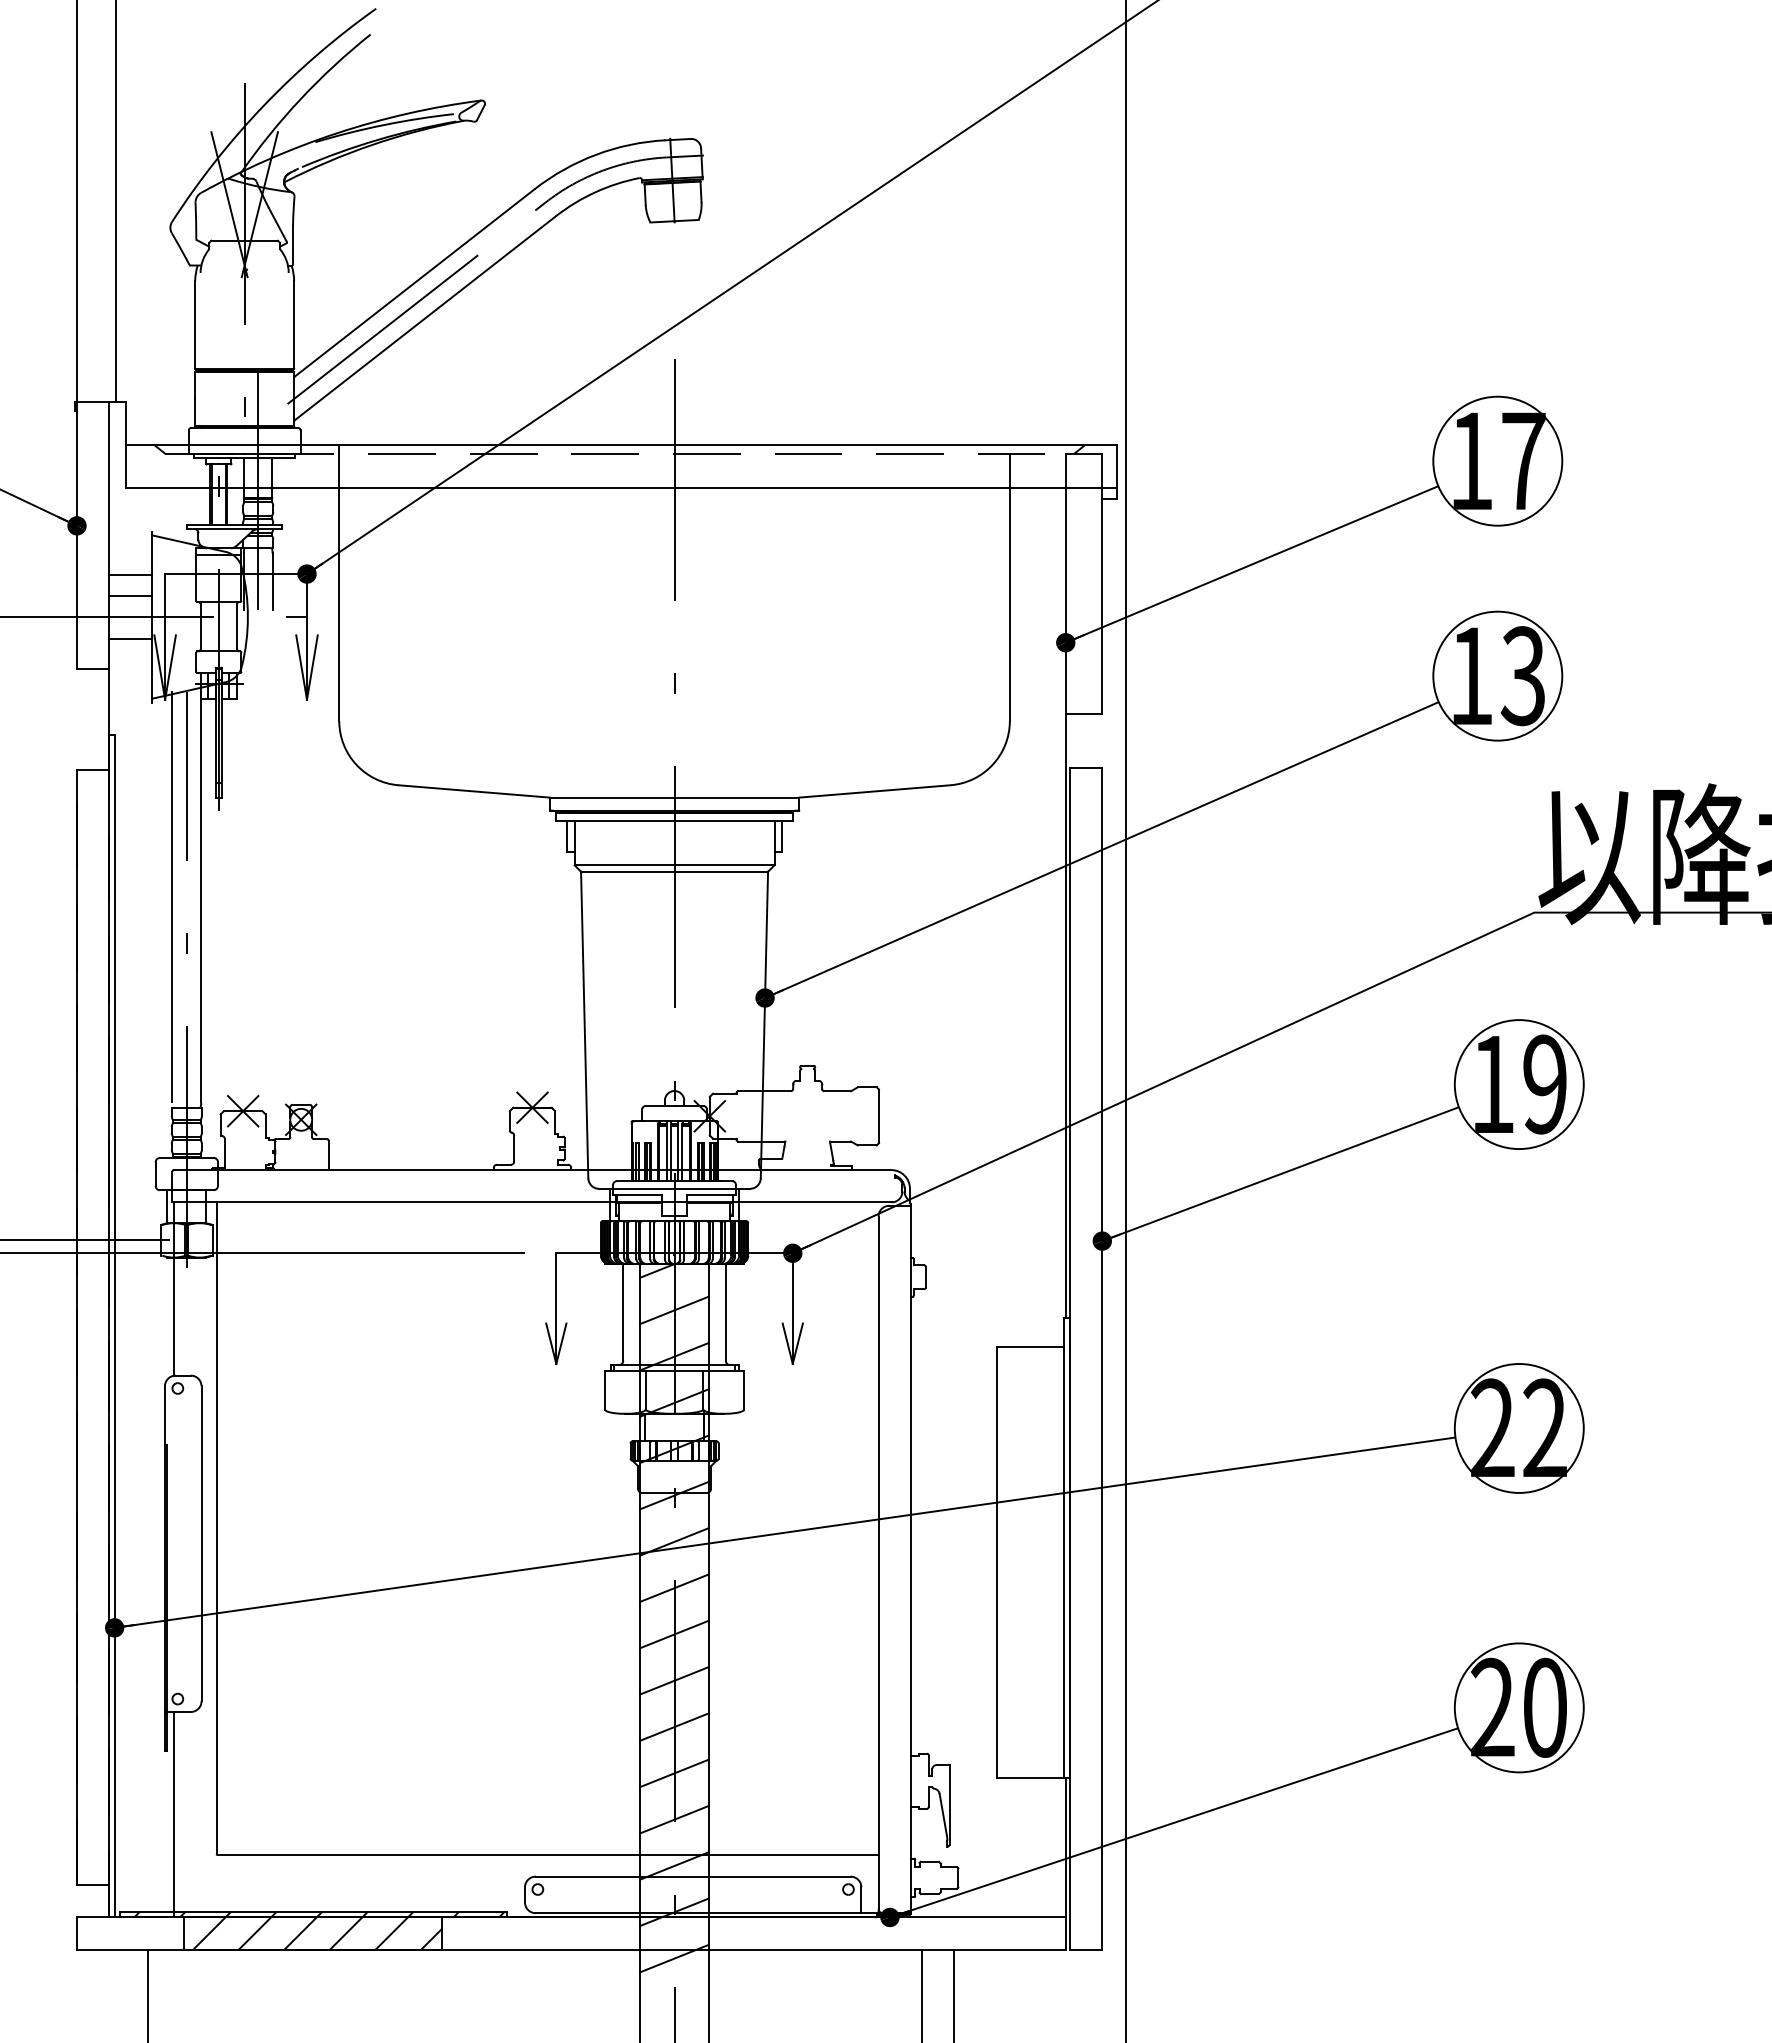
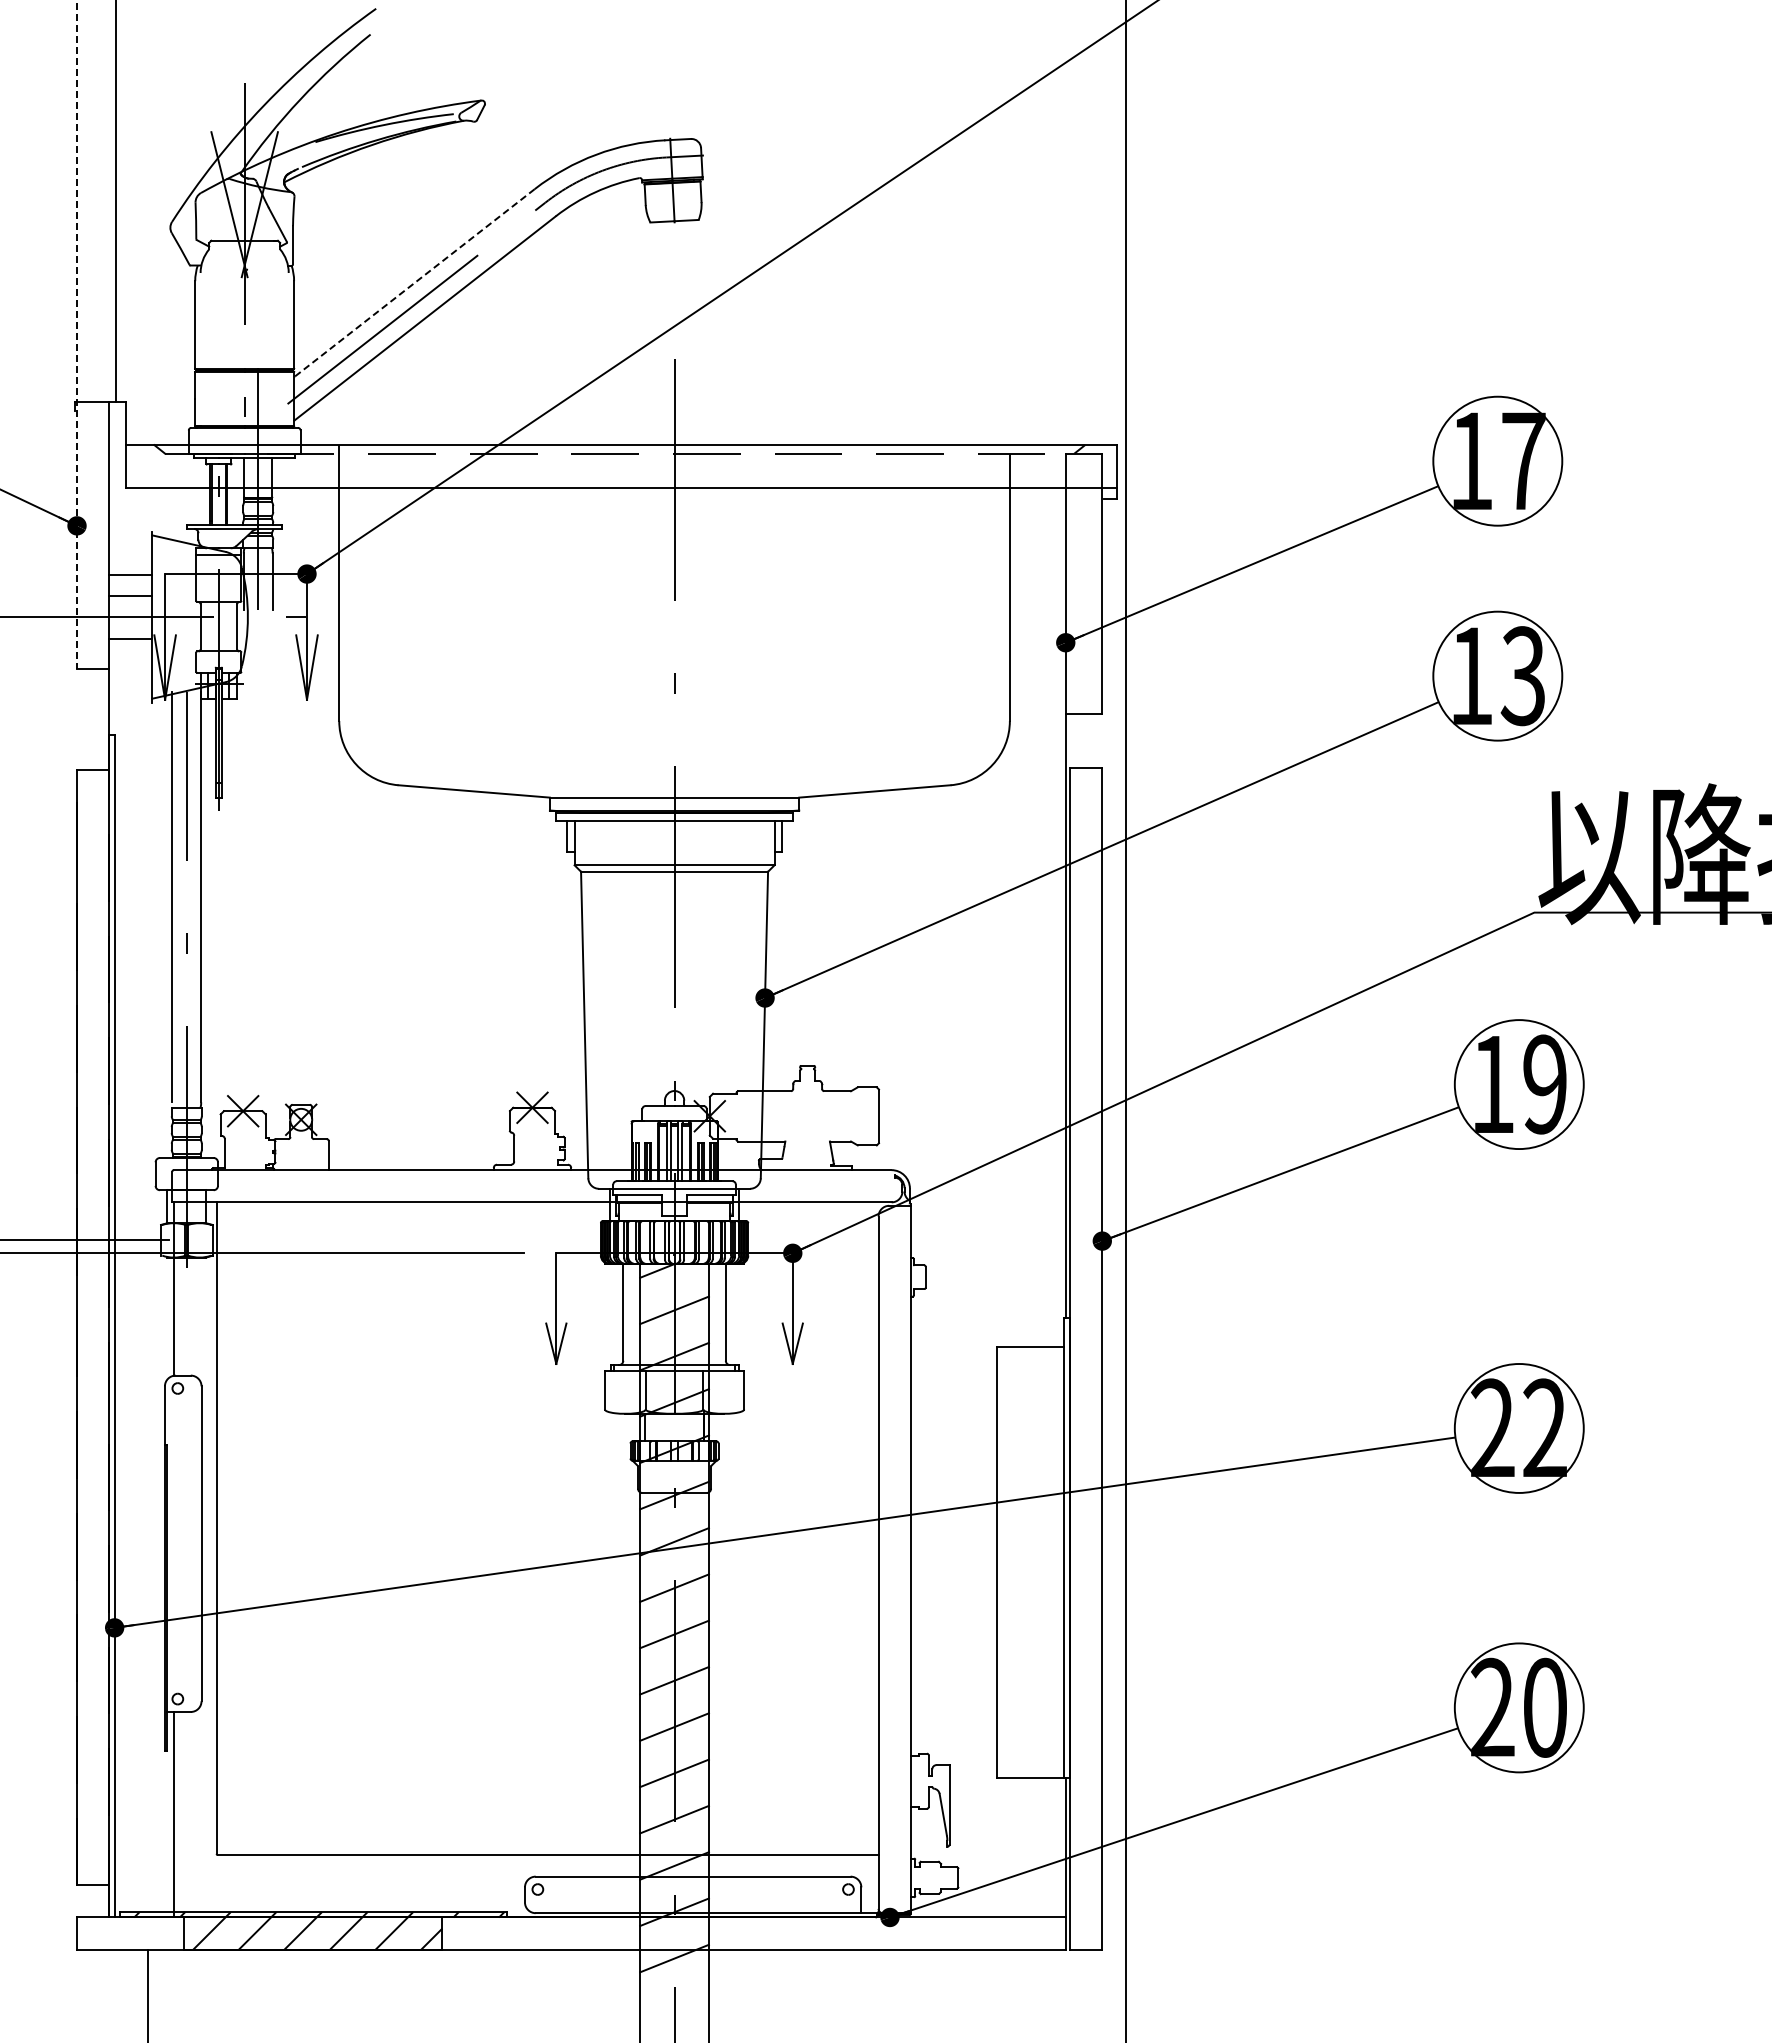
line: solid -> dashed (414, 282)
line: solid -> dashed (77, 334)
line: present -> none (921, 1994)
line: present -> none (953, 1994)
